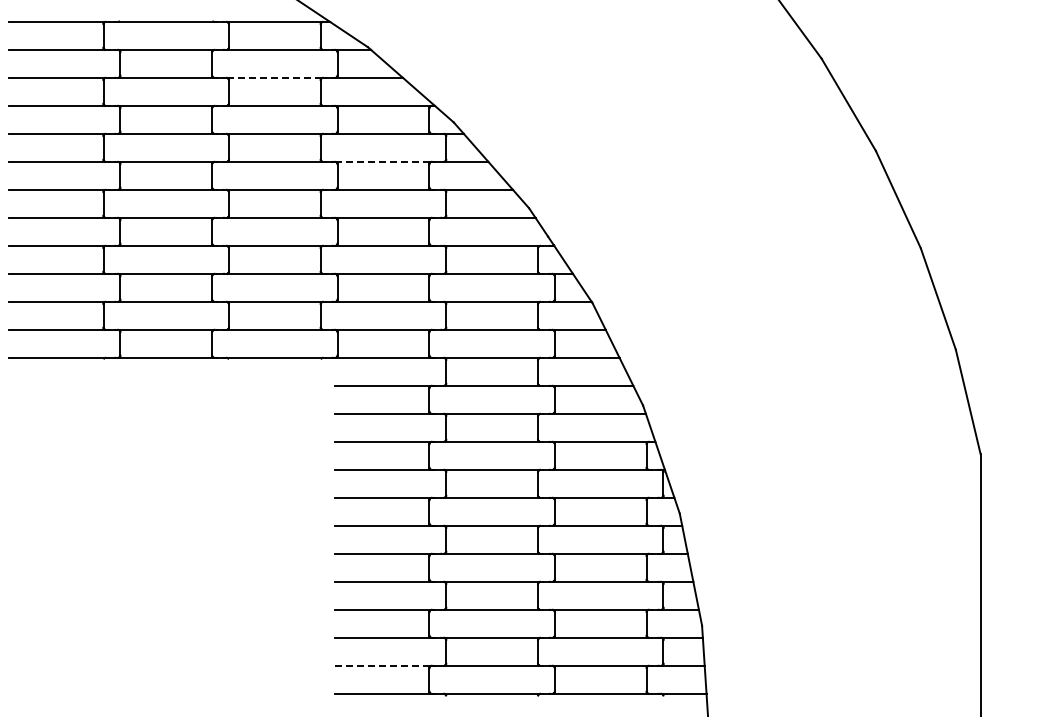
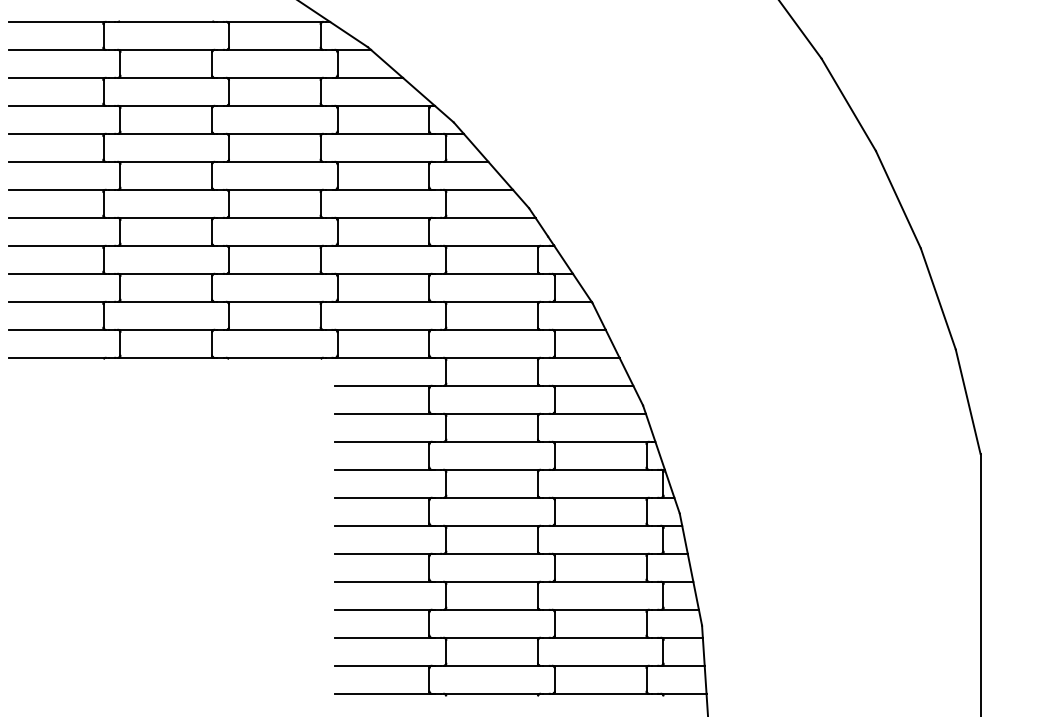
line: dashed -> solid (275, 77)
line: dashed -> solid (383, 161)
line: dashed -> solid (383, 665)
